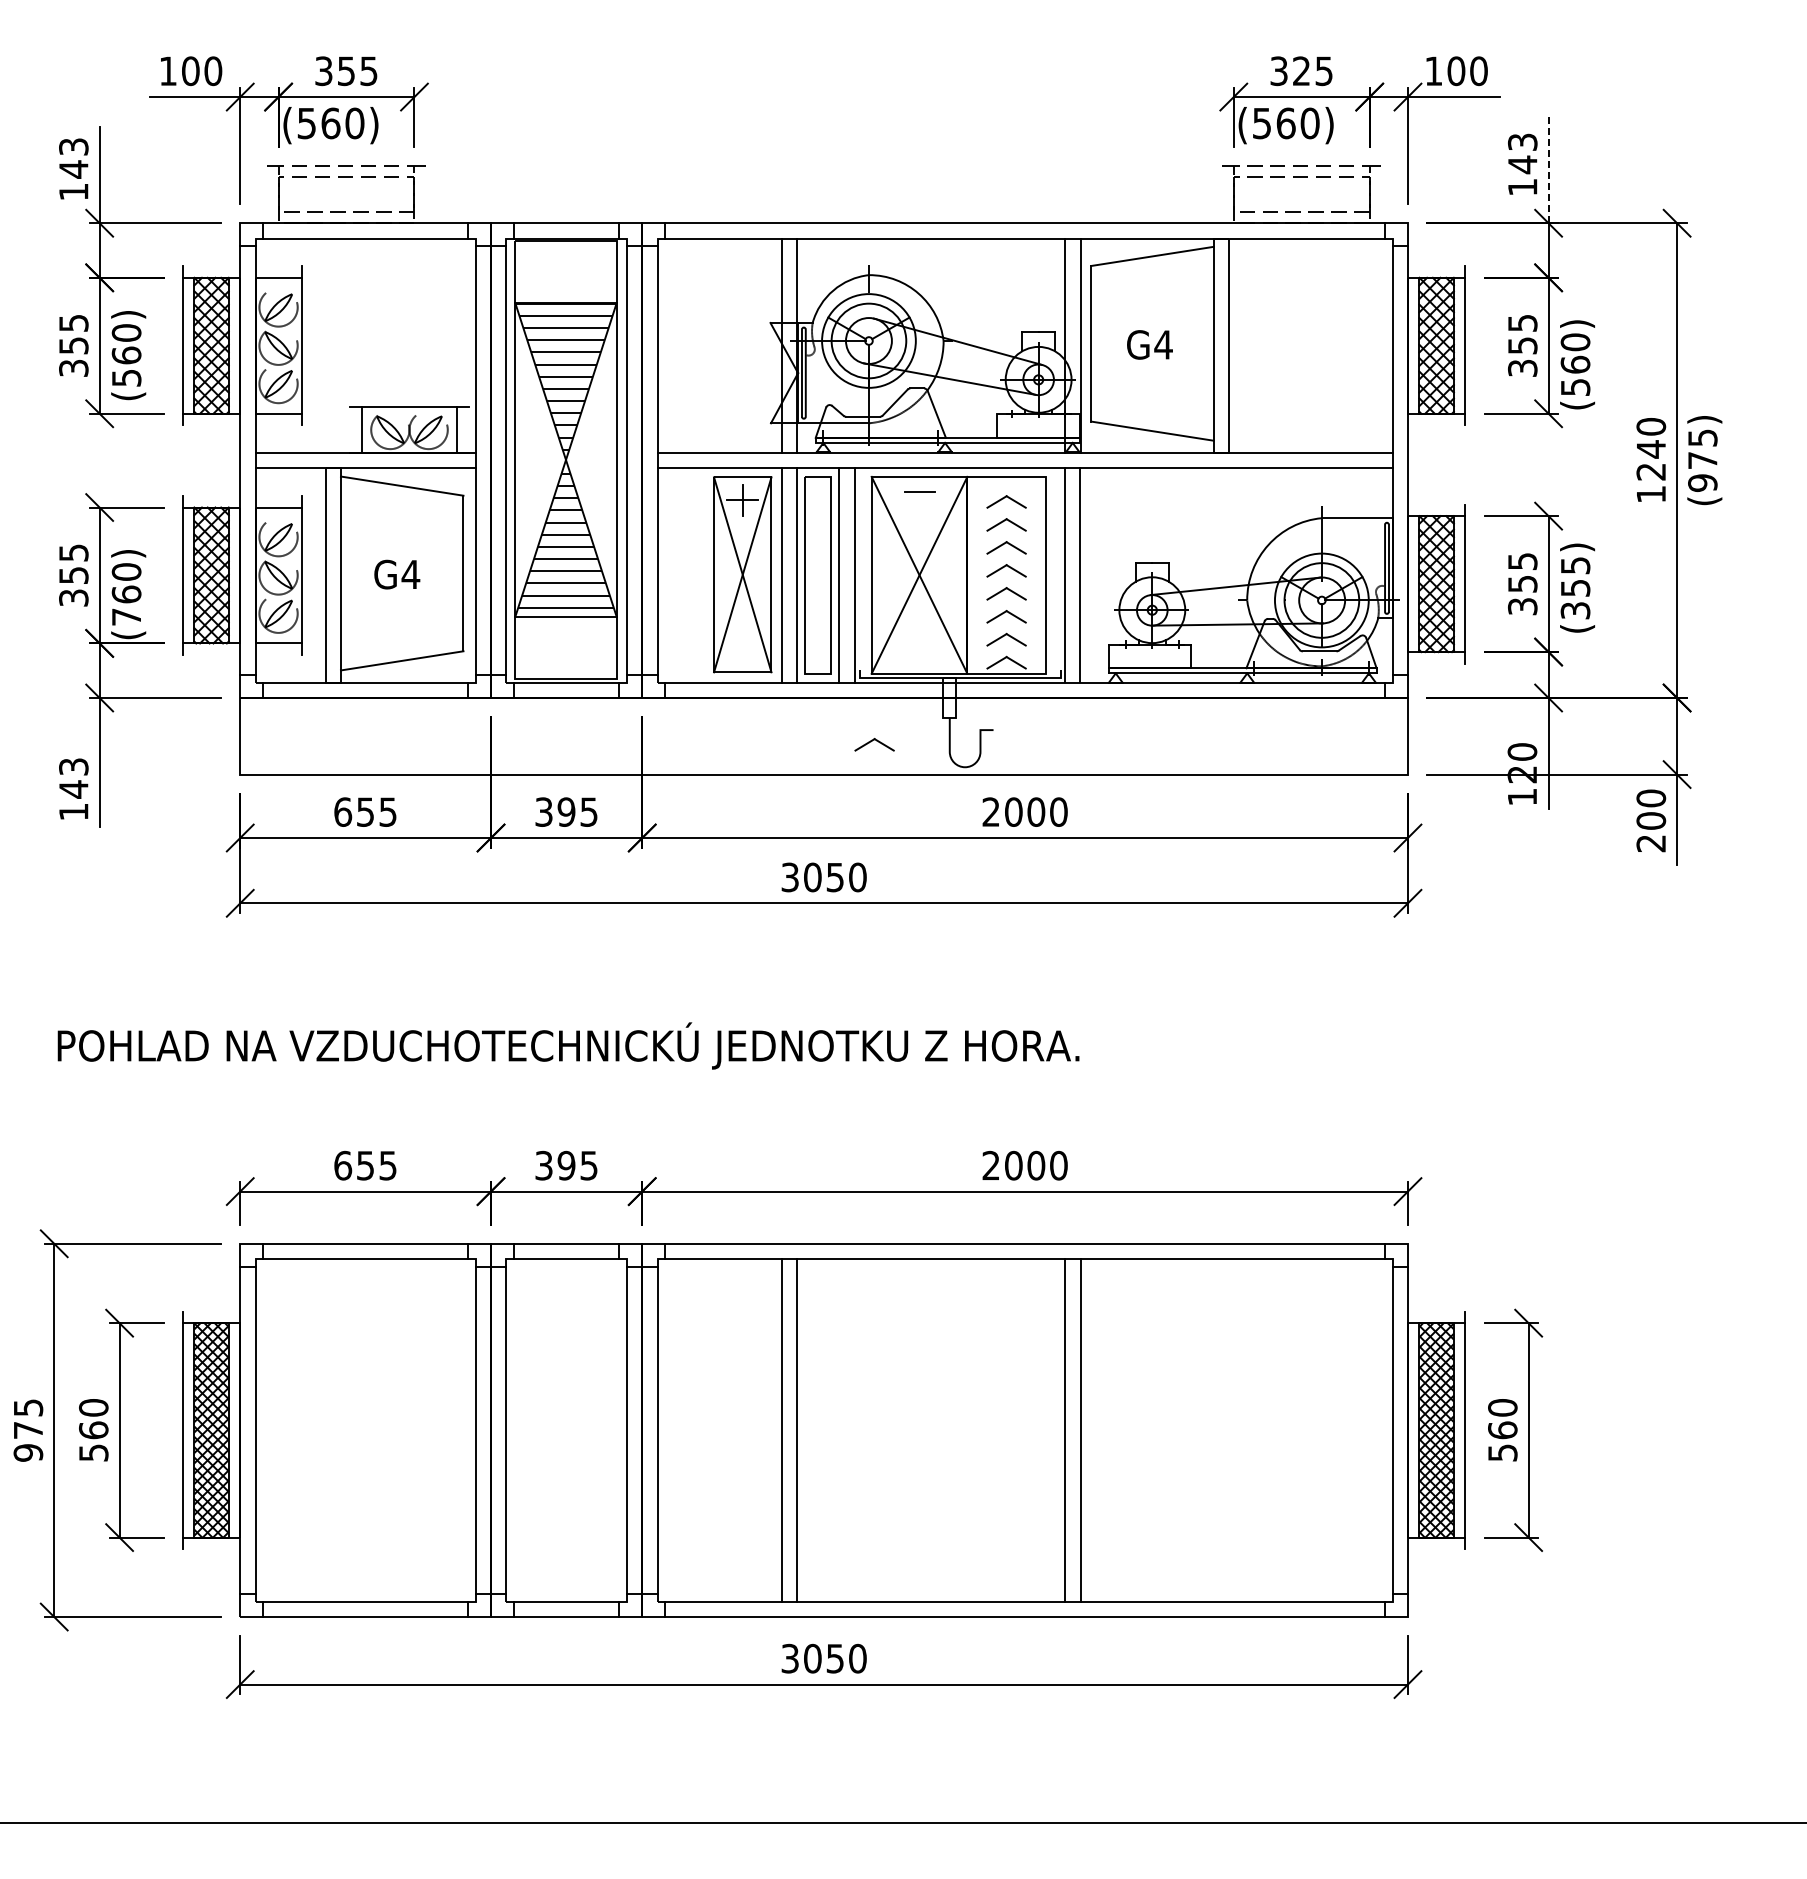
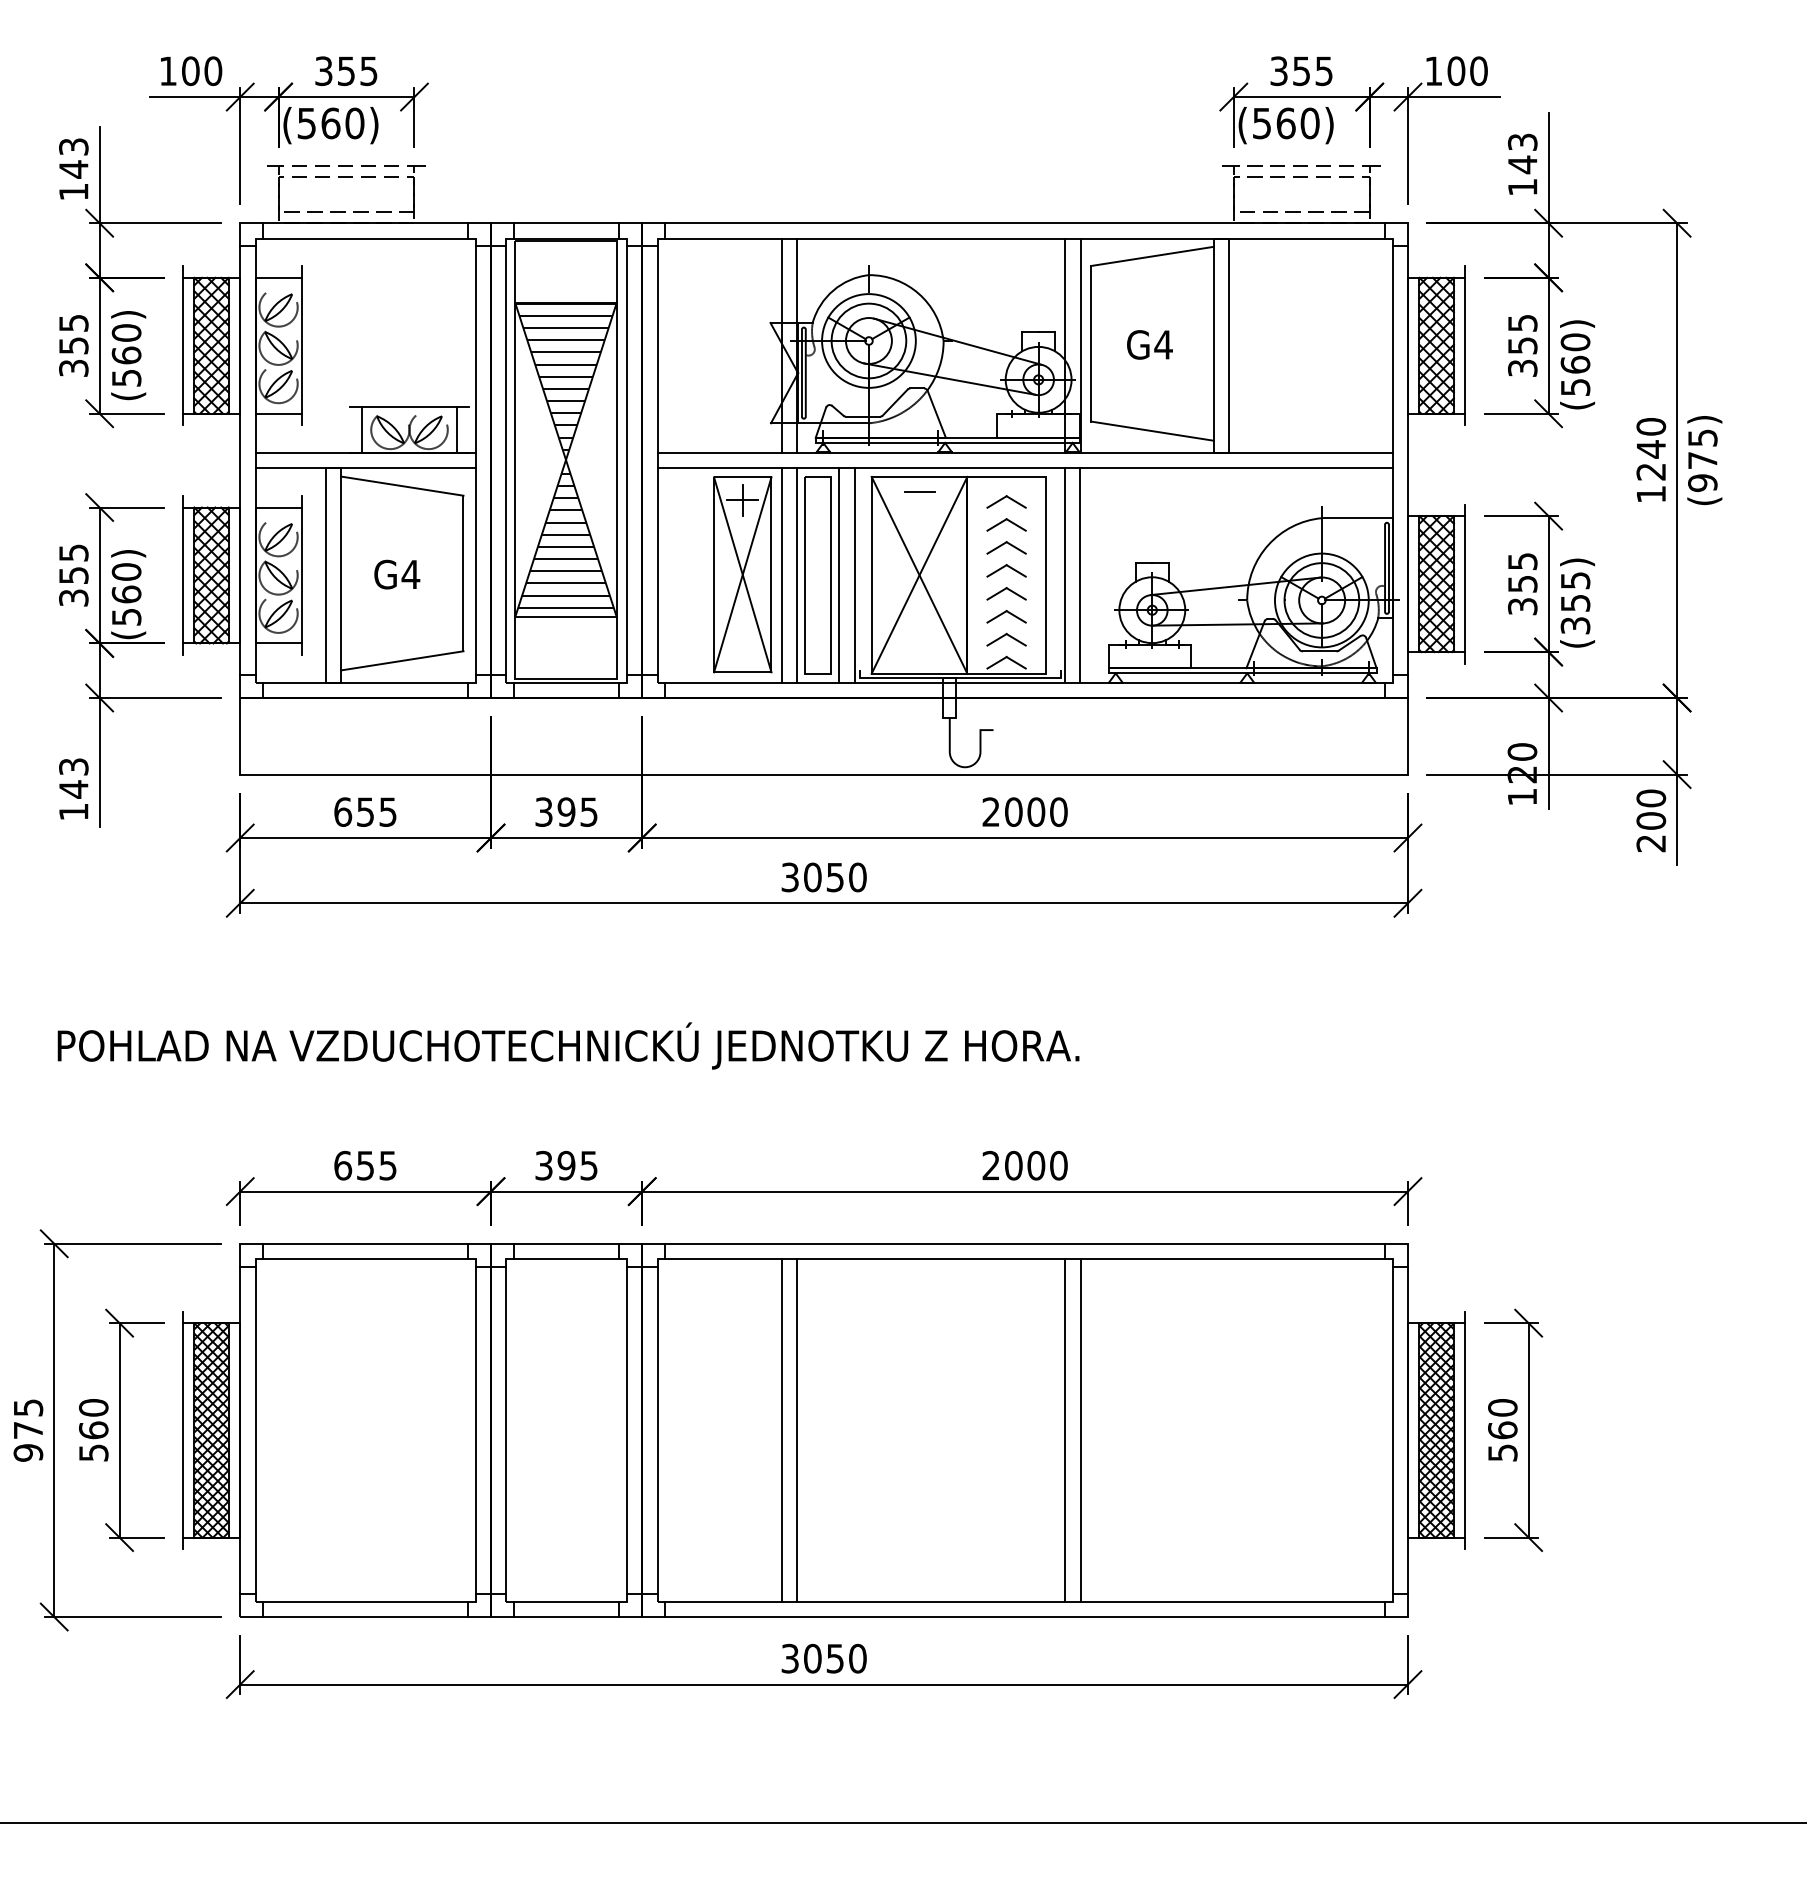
text: 325 -> 355 (1301, 71)
line: dashed -> solid (1548, 168)
text position: (1577, 587) -> (1577, 602) (1577, 602)
text: (760) -> (560) (126, 616)
part: present -> none (874, 744)
